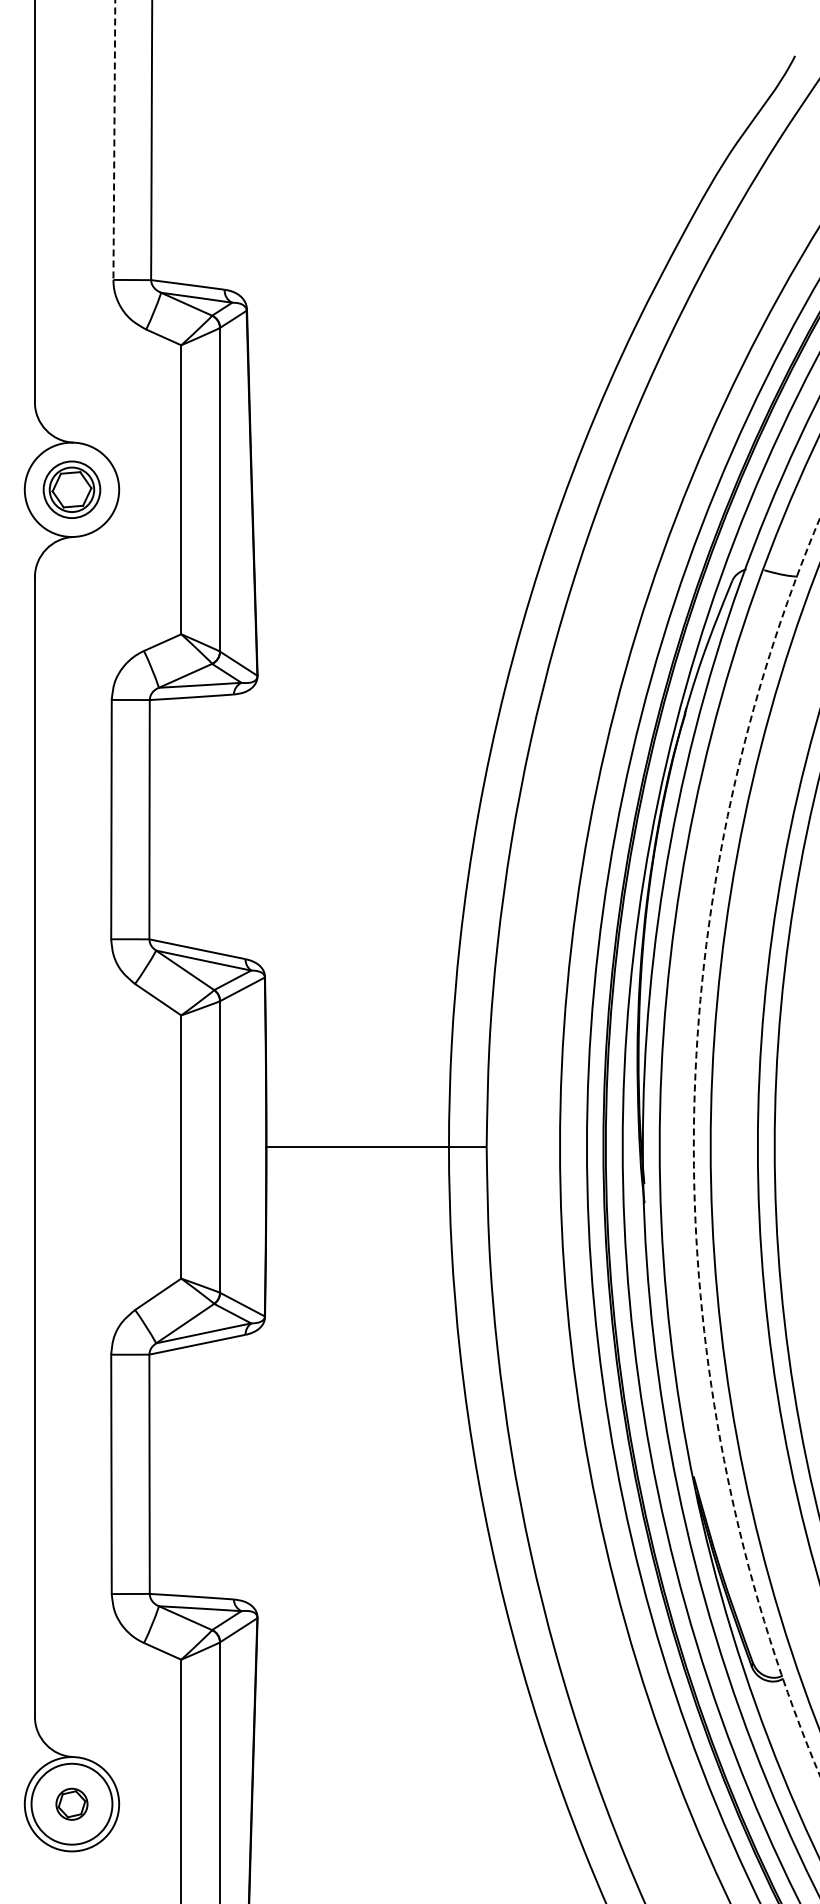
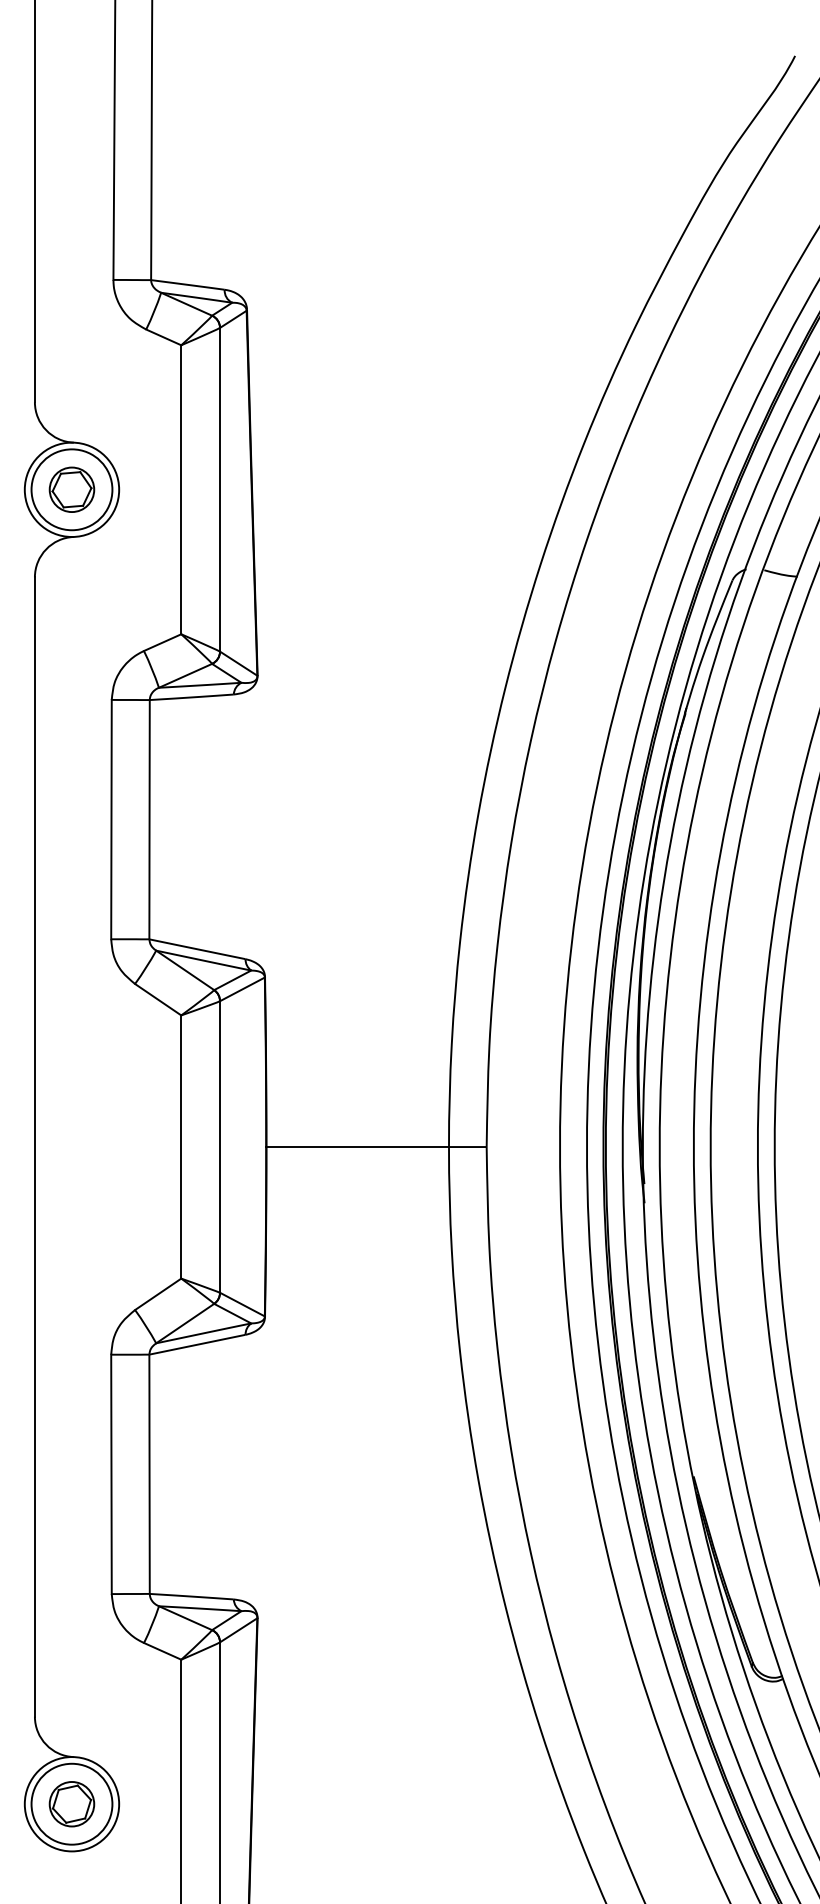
line: dashed -> solid (114, 140)
circle diameter: 57 px -> 81 px (71, 489)
arc: dashed -> solid (693, 1147)
part size: 34x34 px -> 48x47 px (71, 1804)
